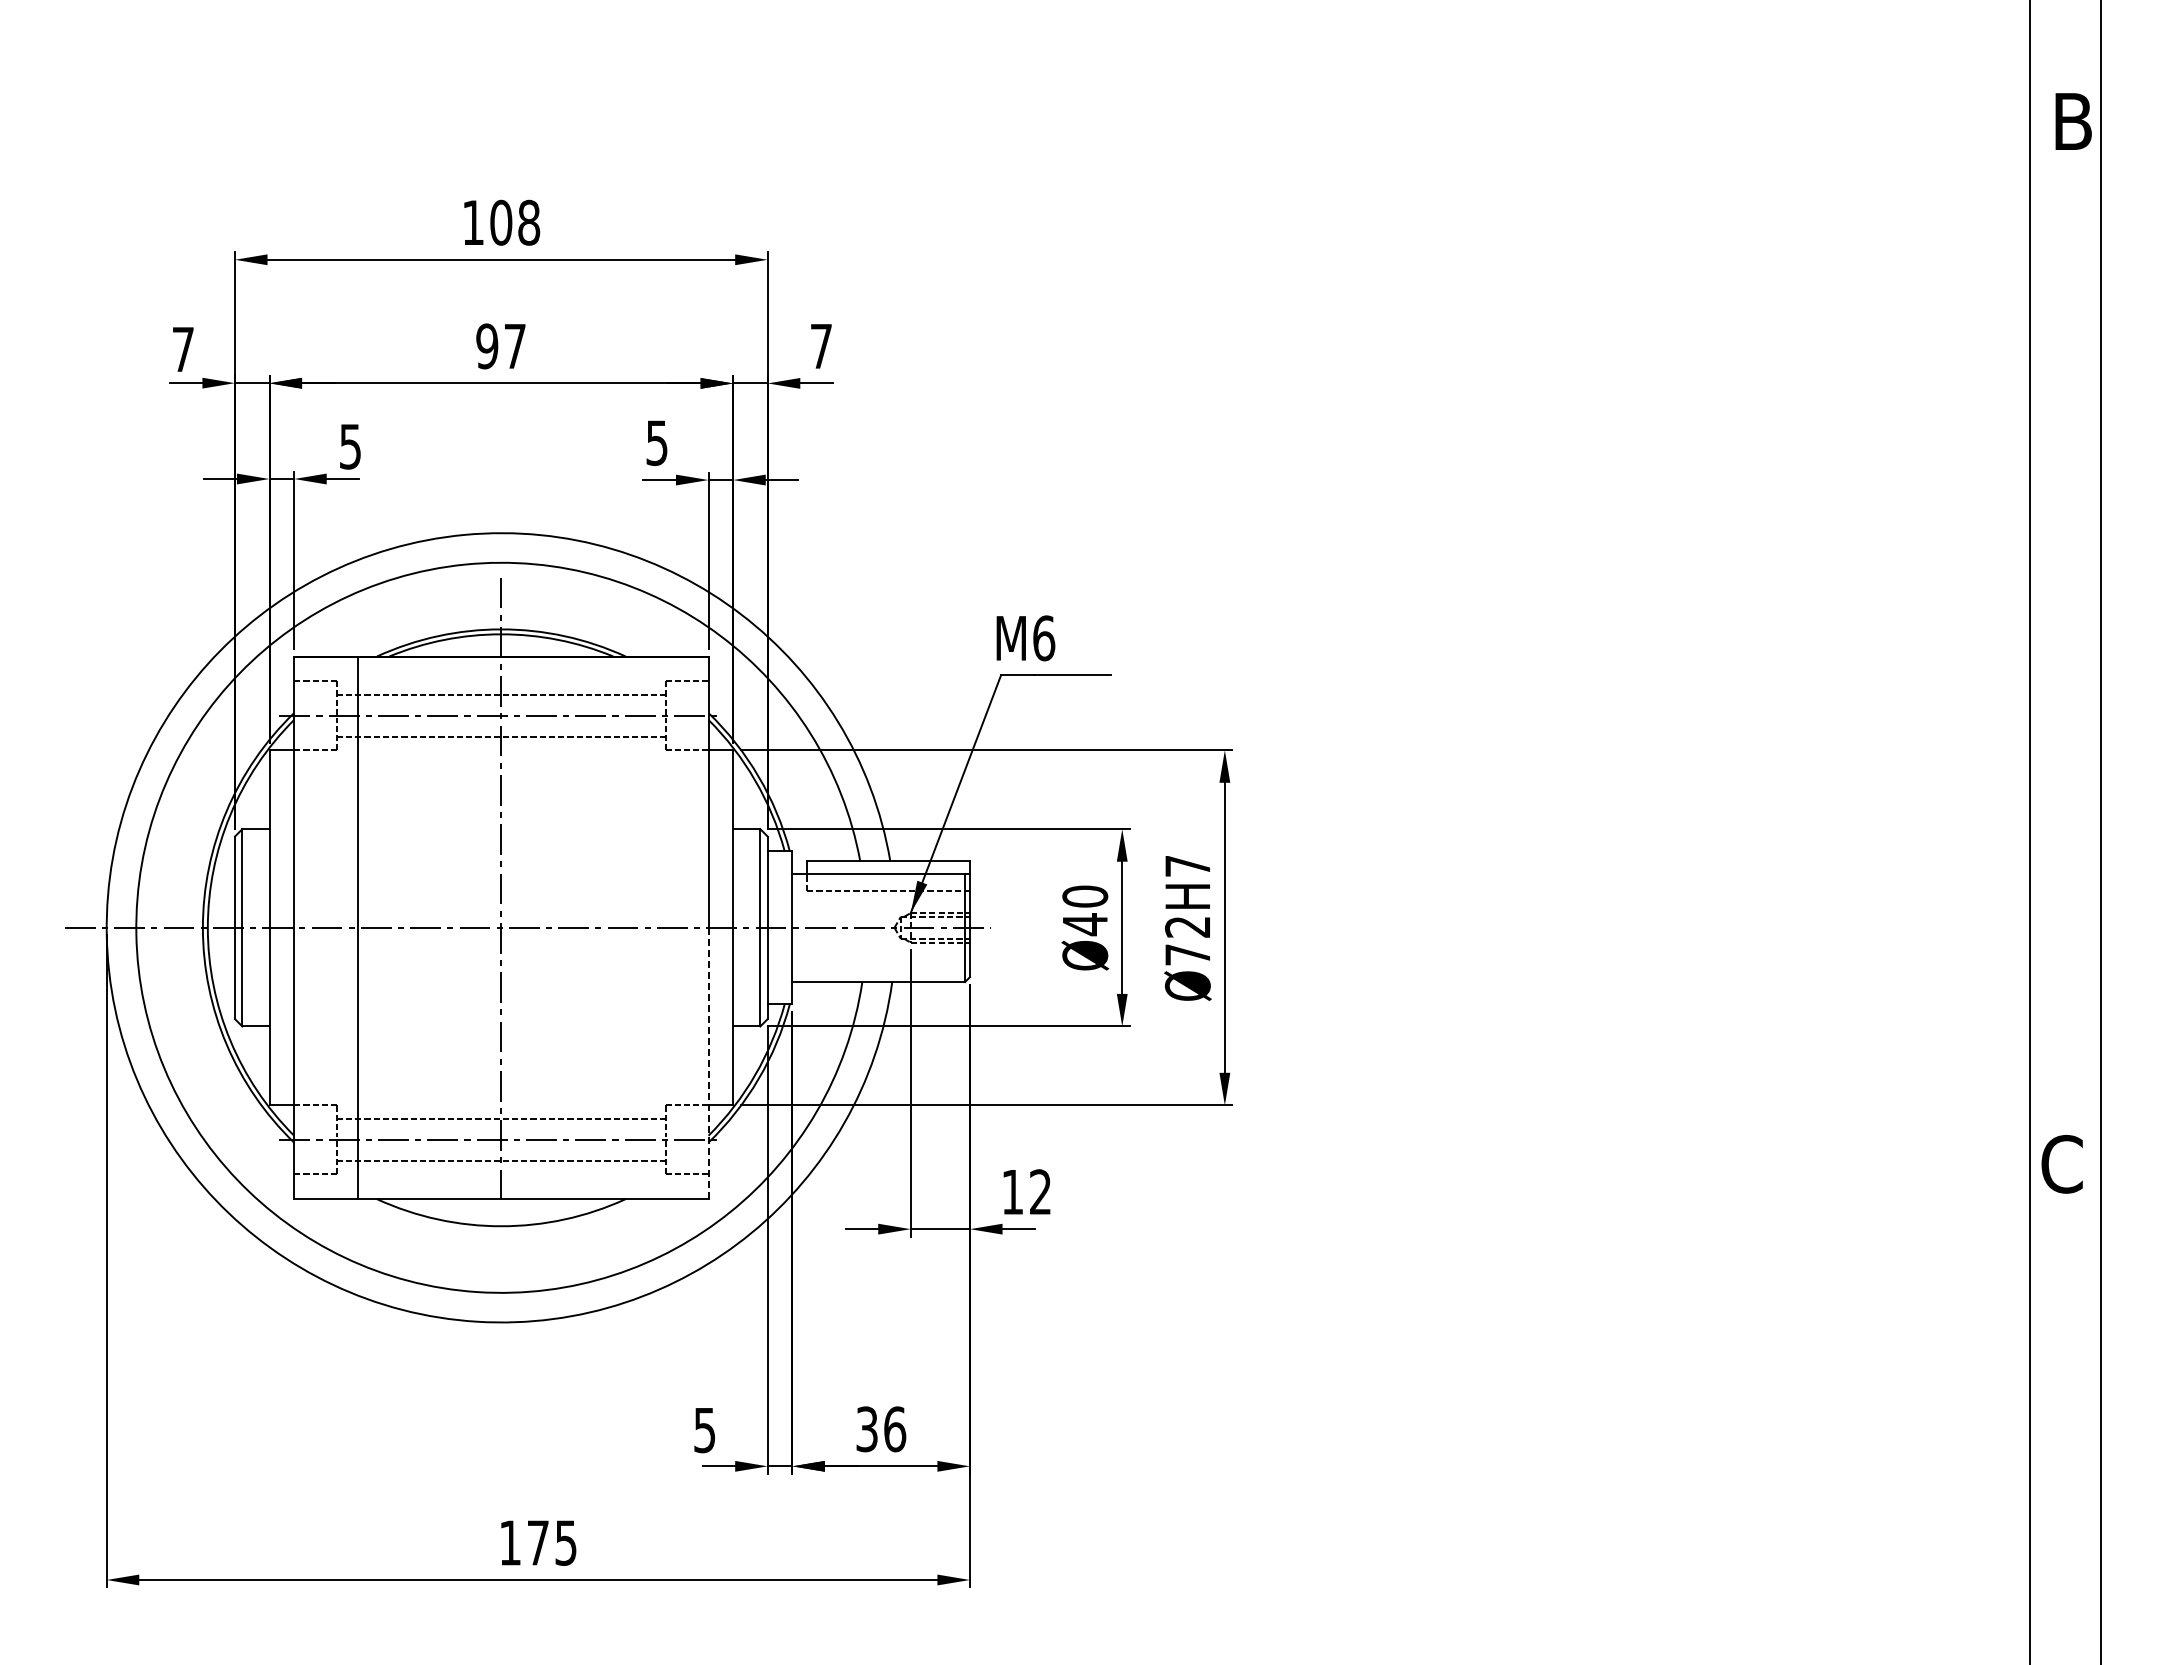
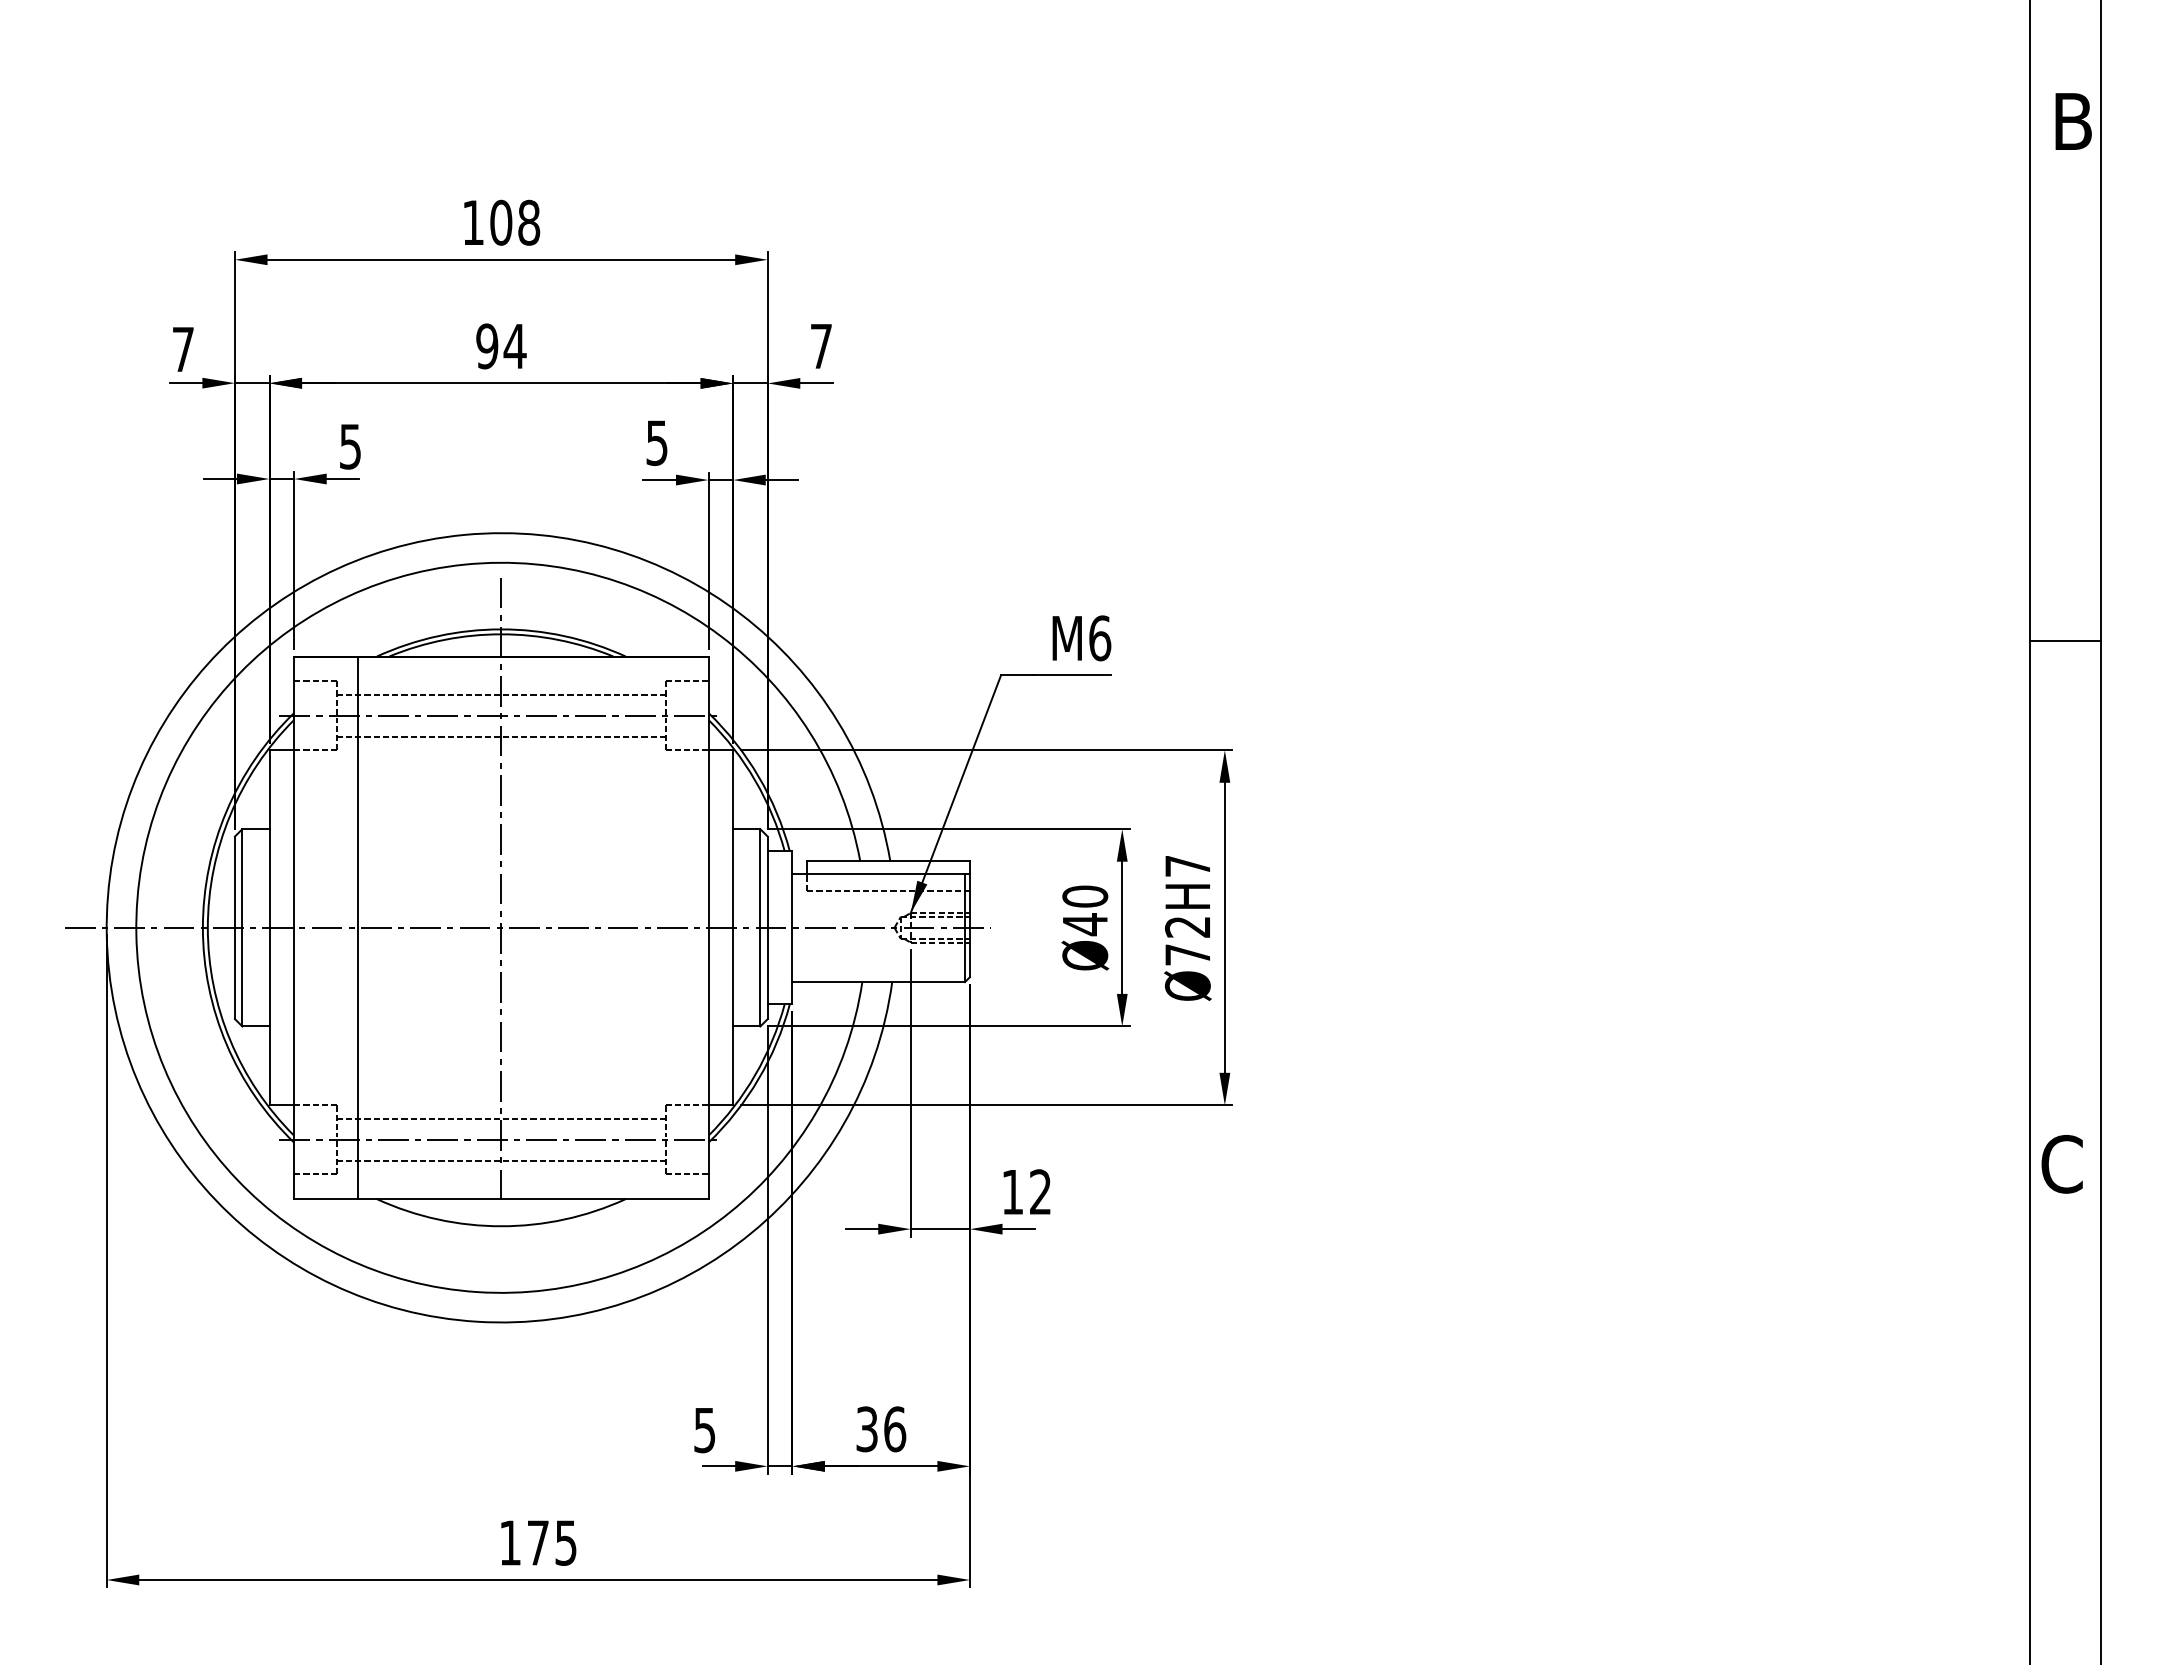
text: 97 -> 94 (514, 346)
text position: (1025, 638) -> (1081, 638) (1081, 638)
line: none -> present (2065, 641)
line: dashed -> solid (708, 1063)
